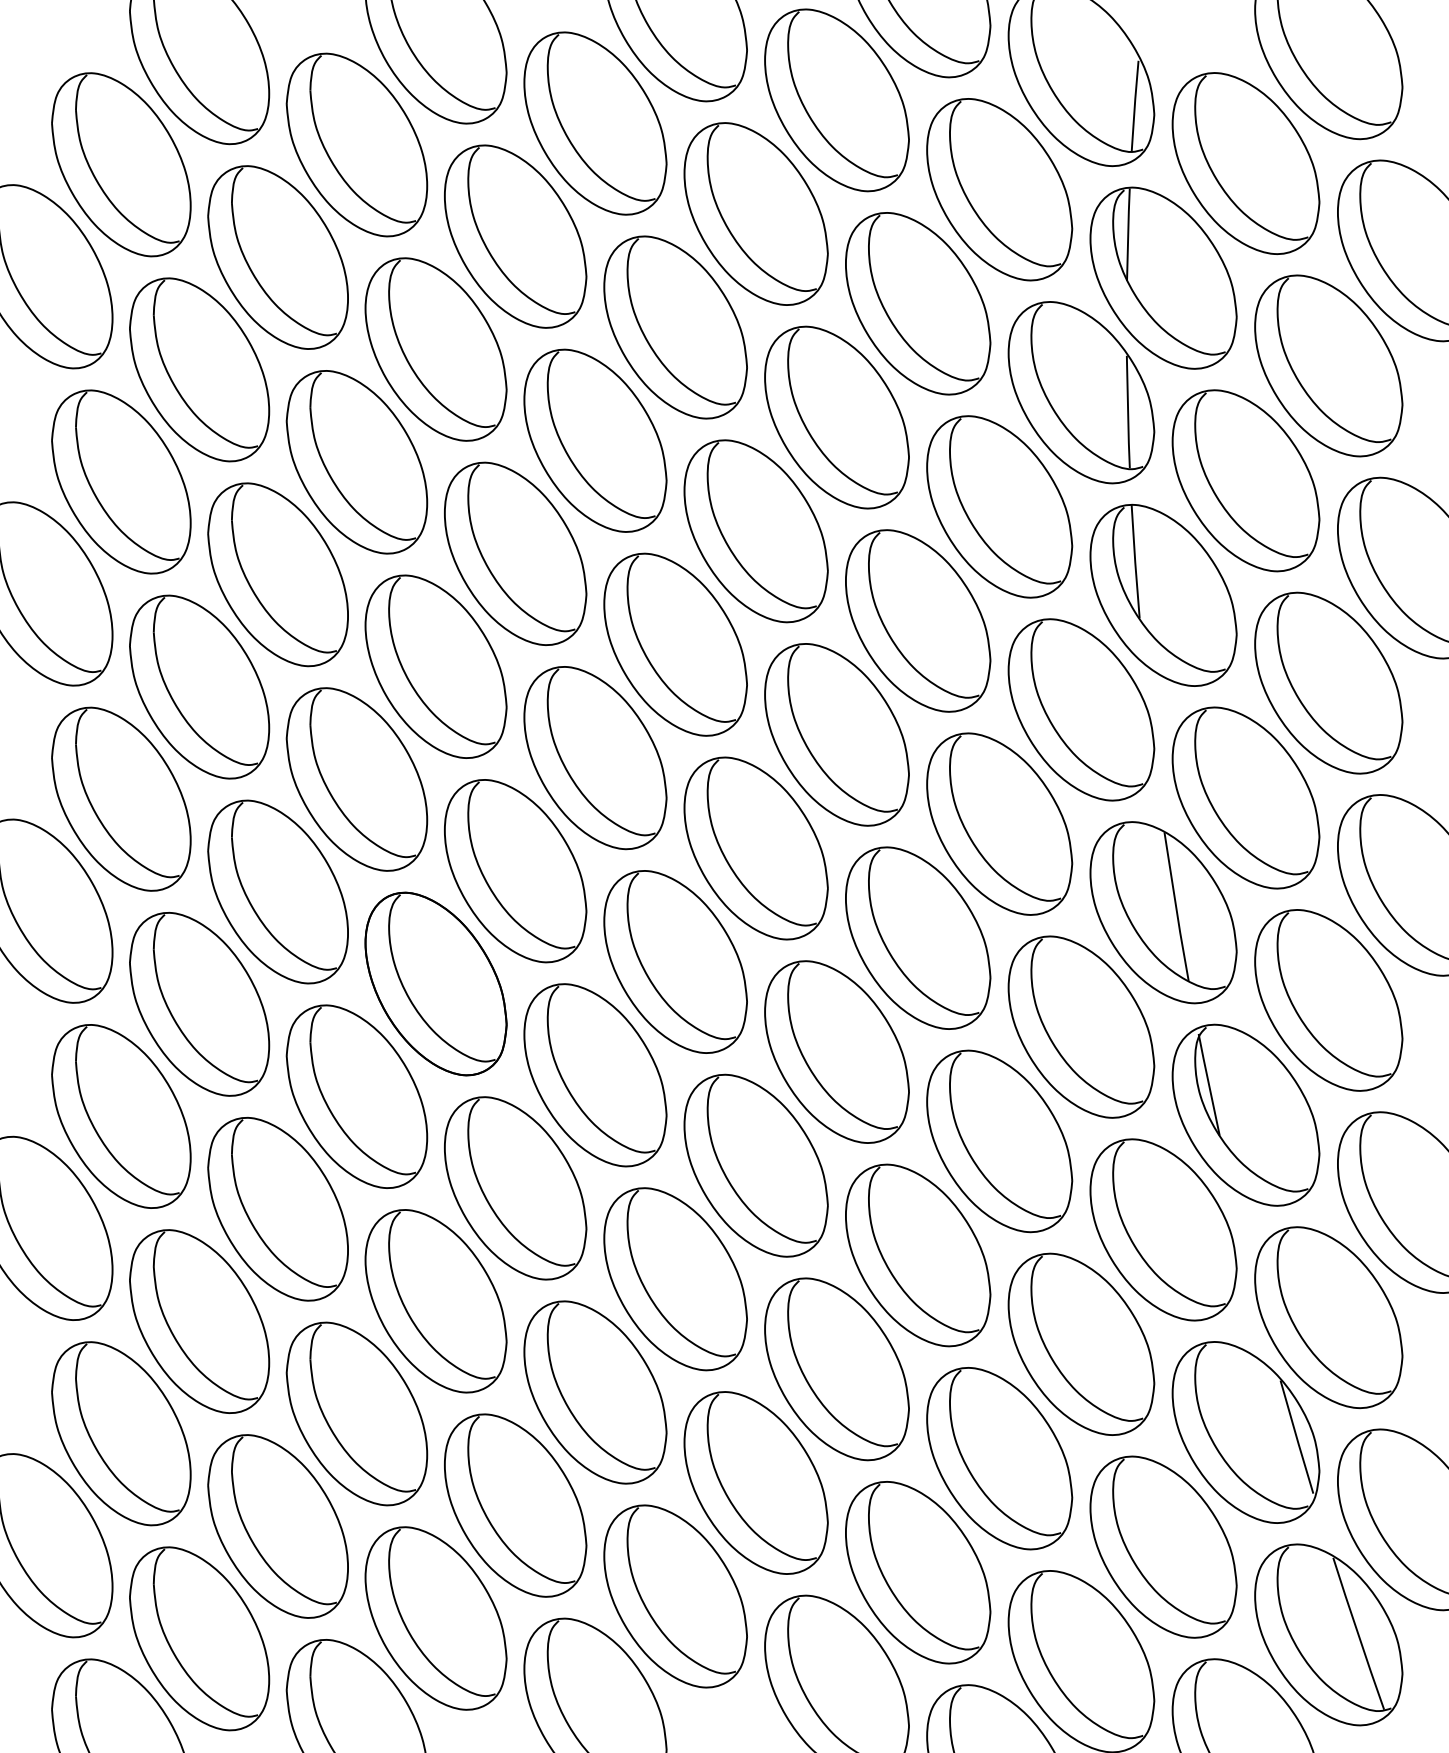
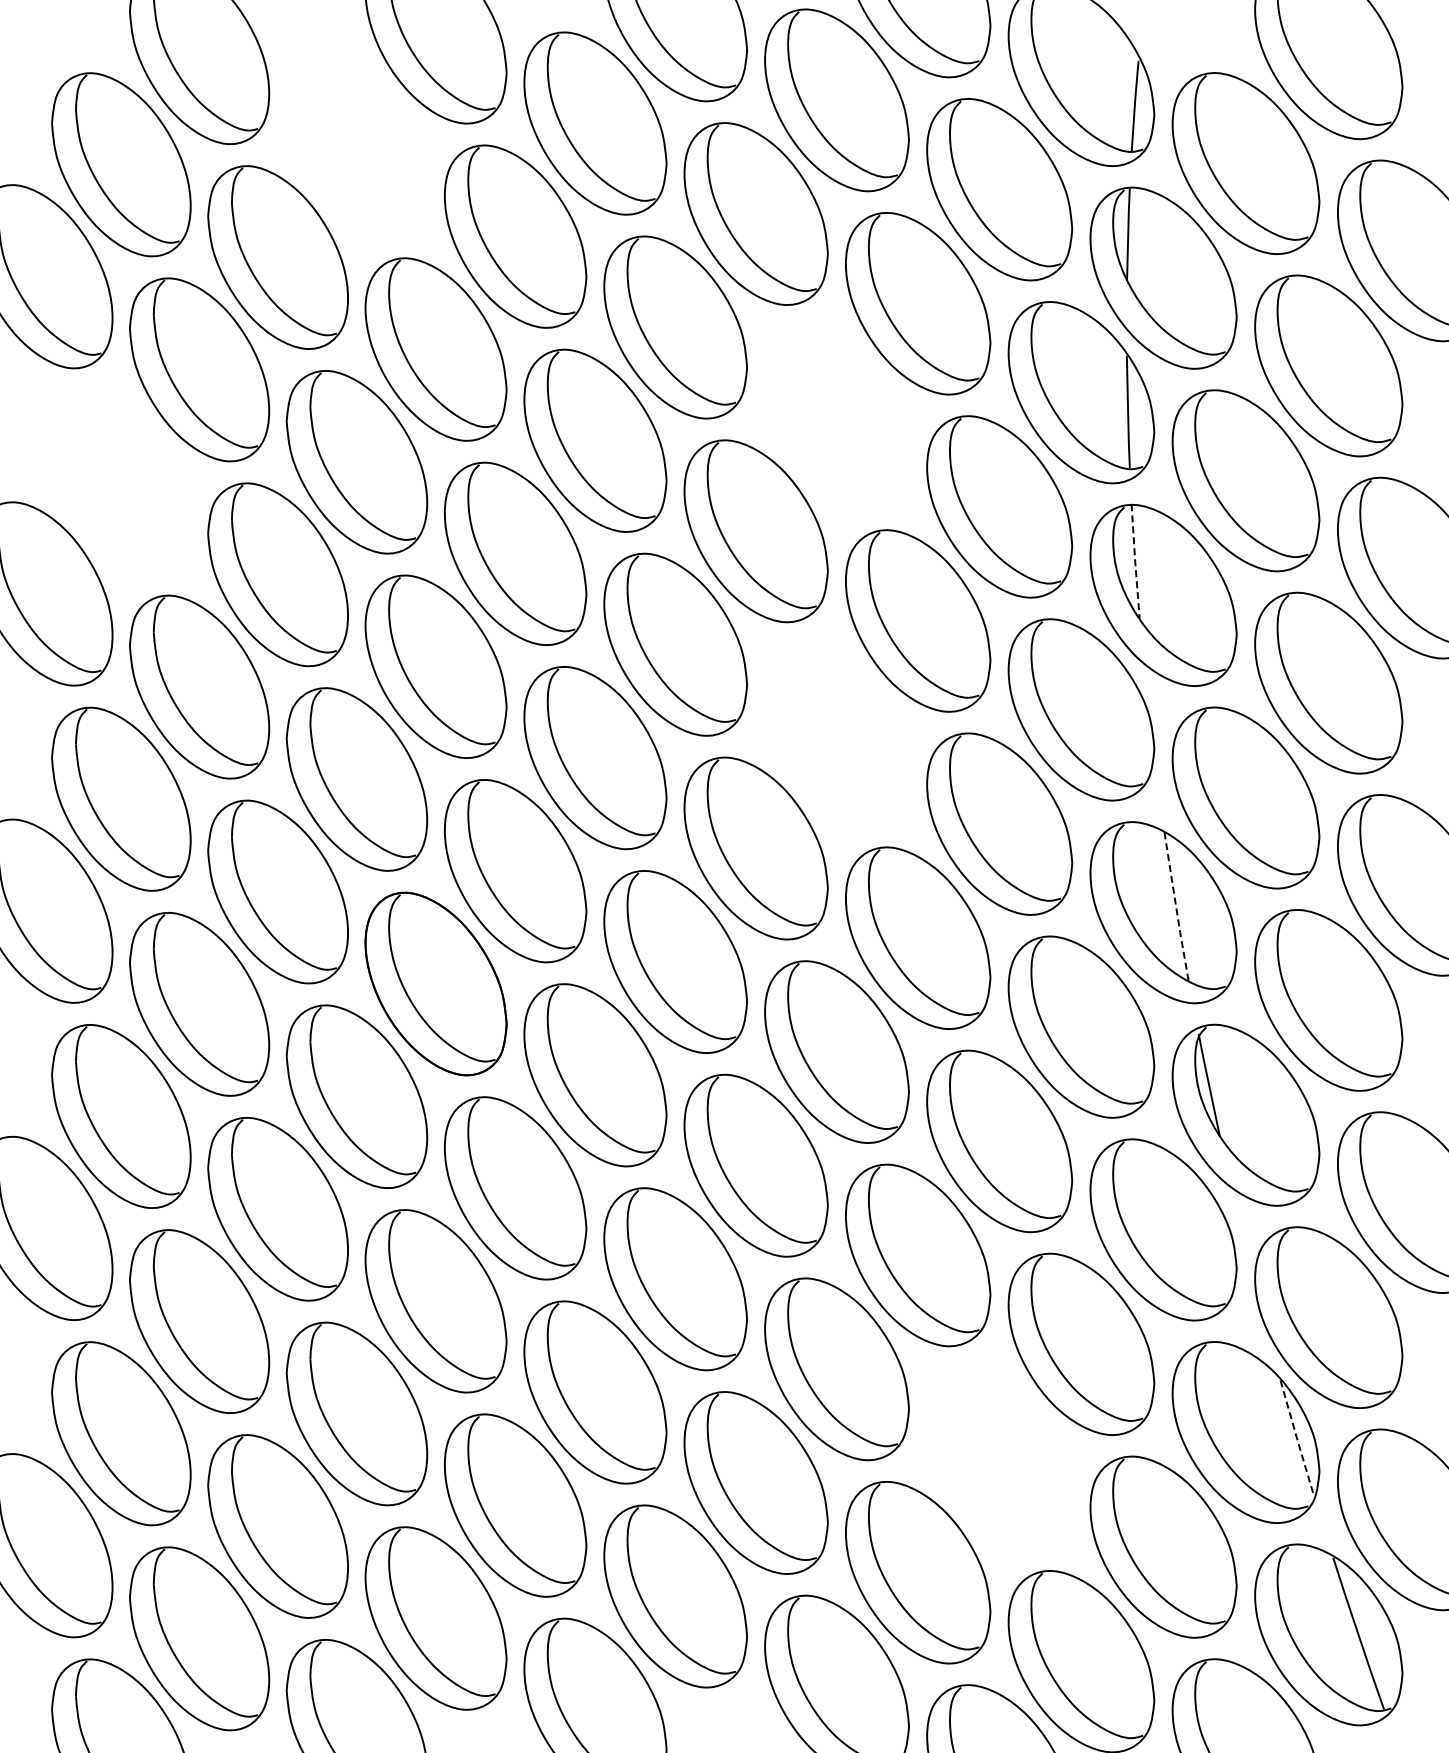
part: present -> none (356, 144)
part: present -> none (836, 417)
part: present -> none (121, 481)
line: solid -> dashed (1135, 561)
part: present -> none (836, 734)
line: solid -> dashed (1176, 907)
line: solid -> dashed (1296, 1437)
part: present -> none (999, 1458)
